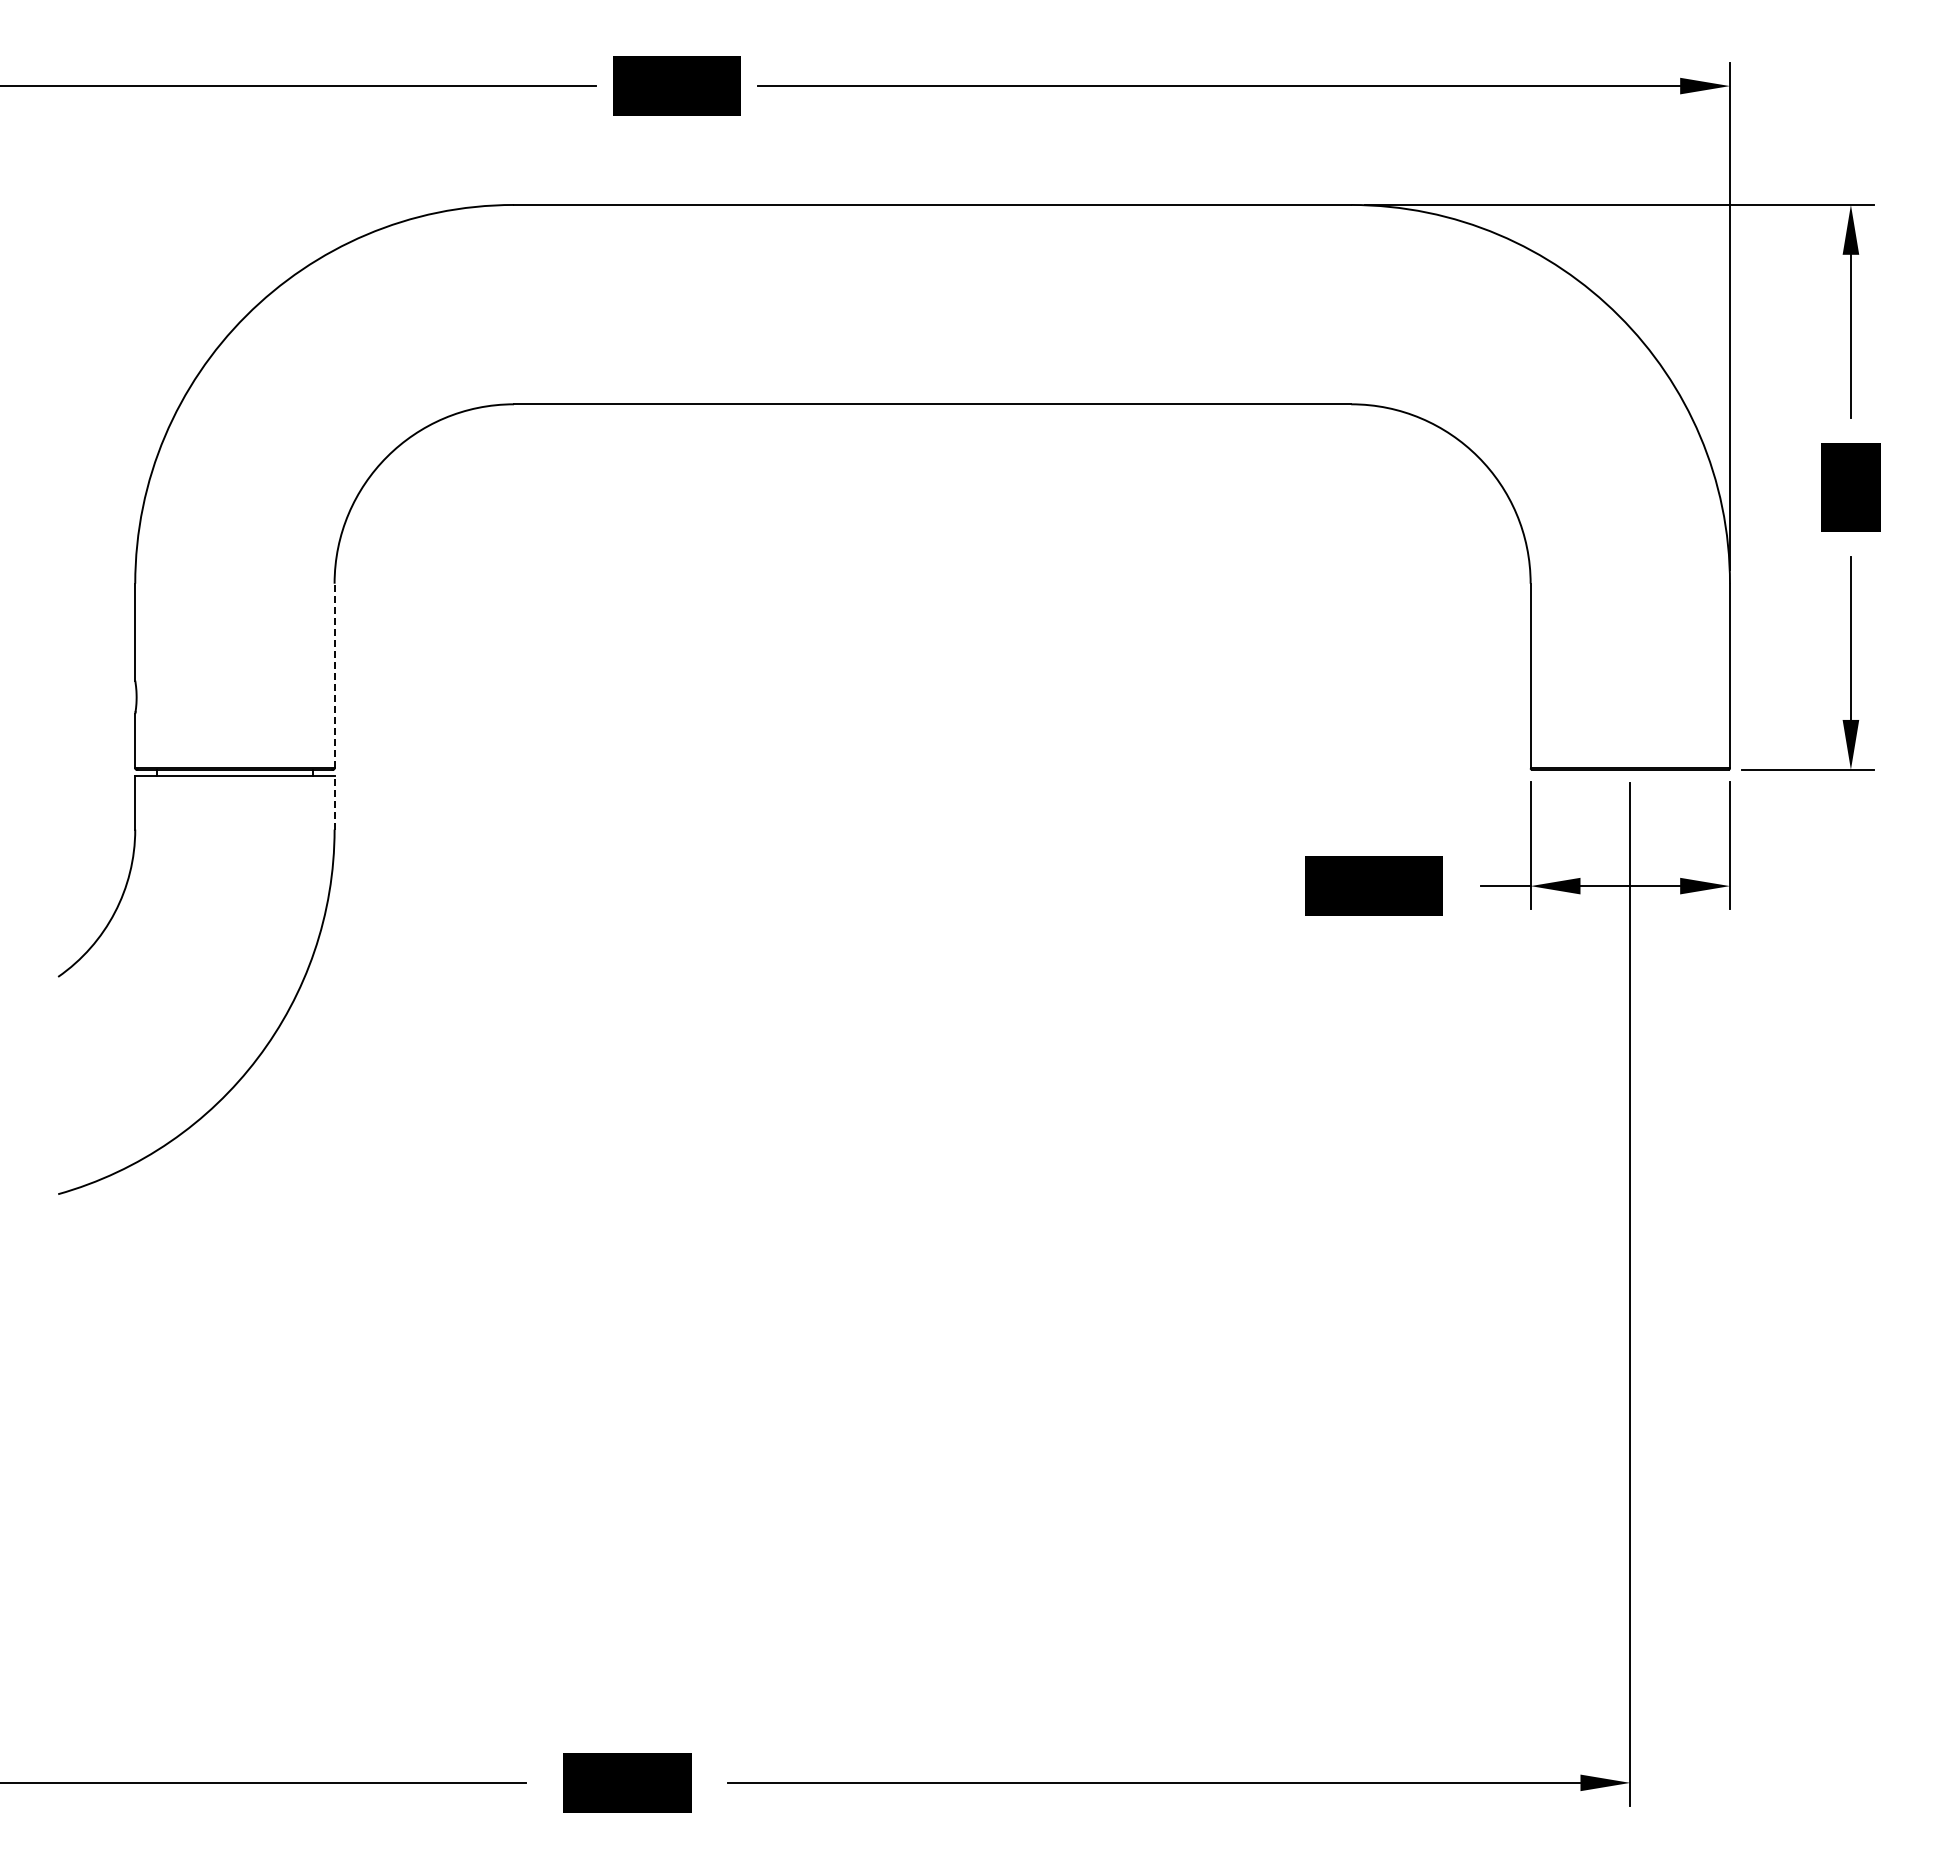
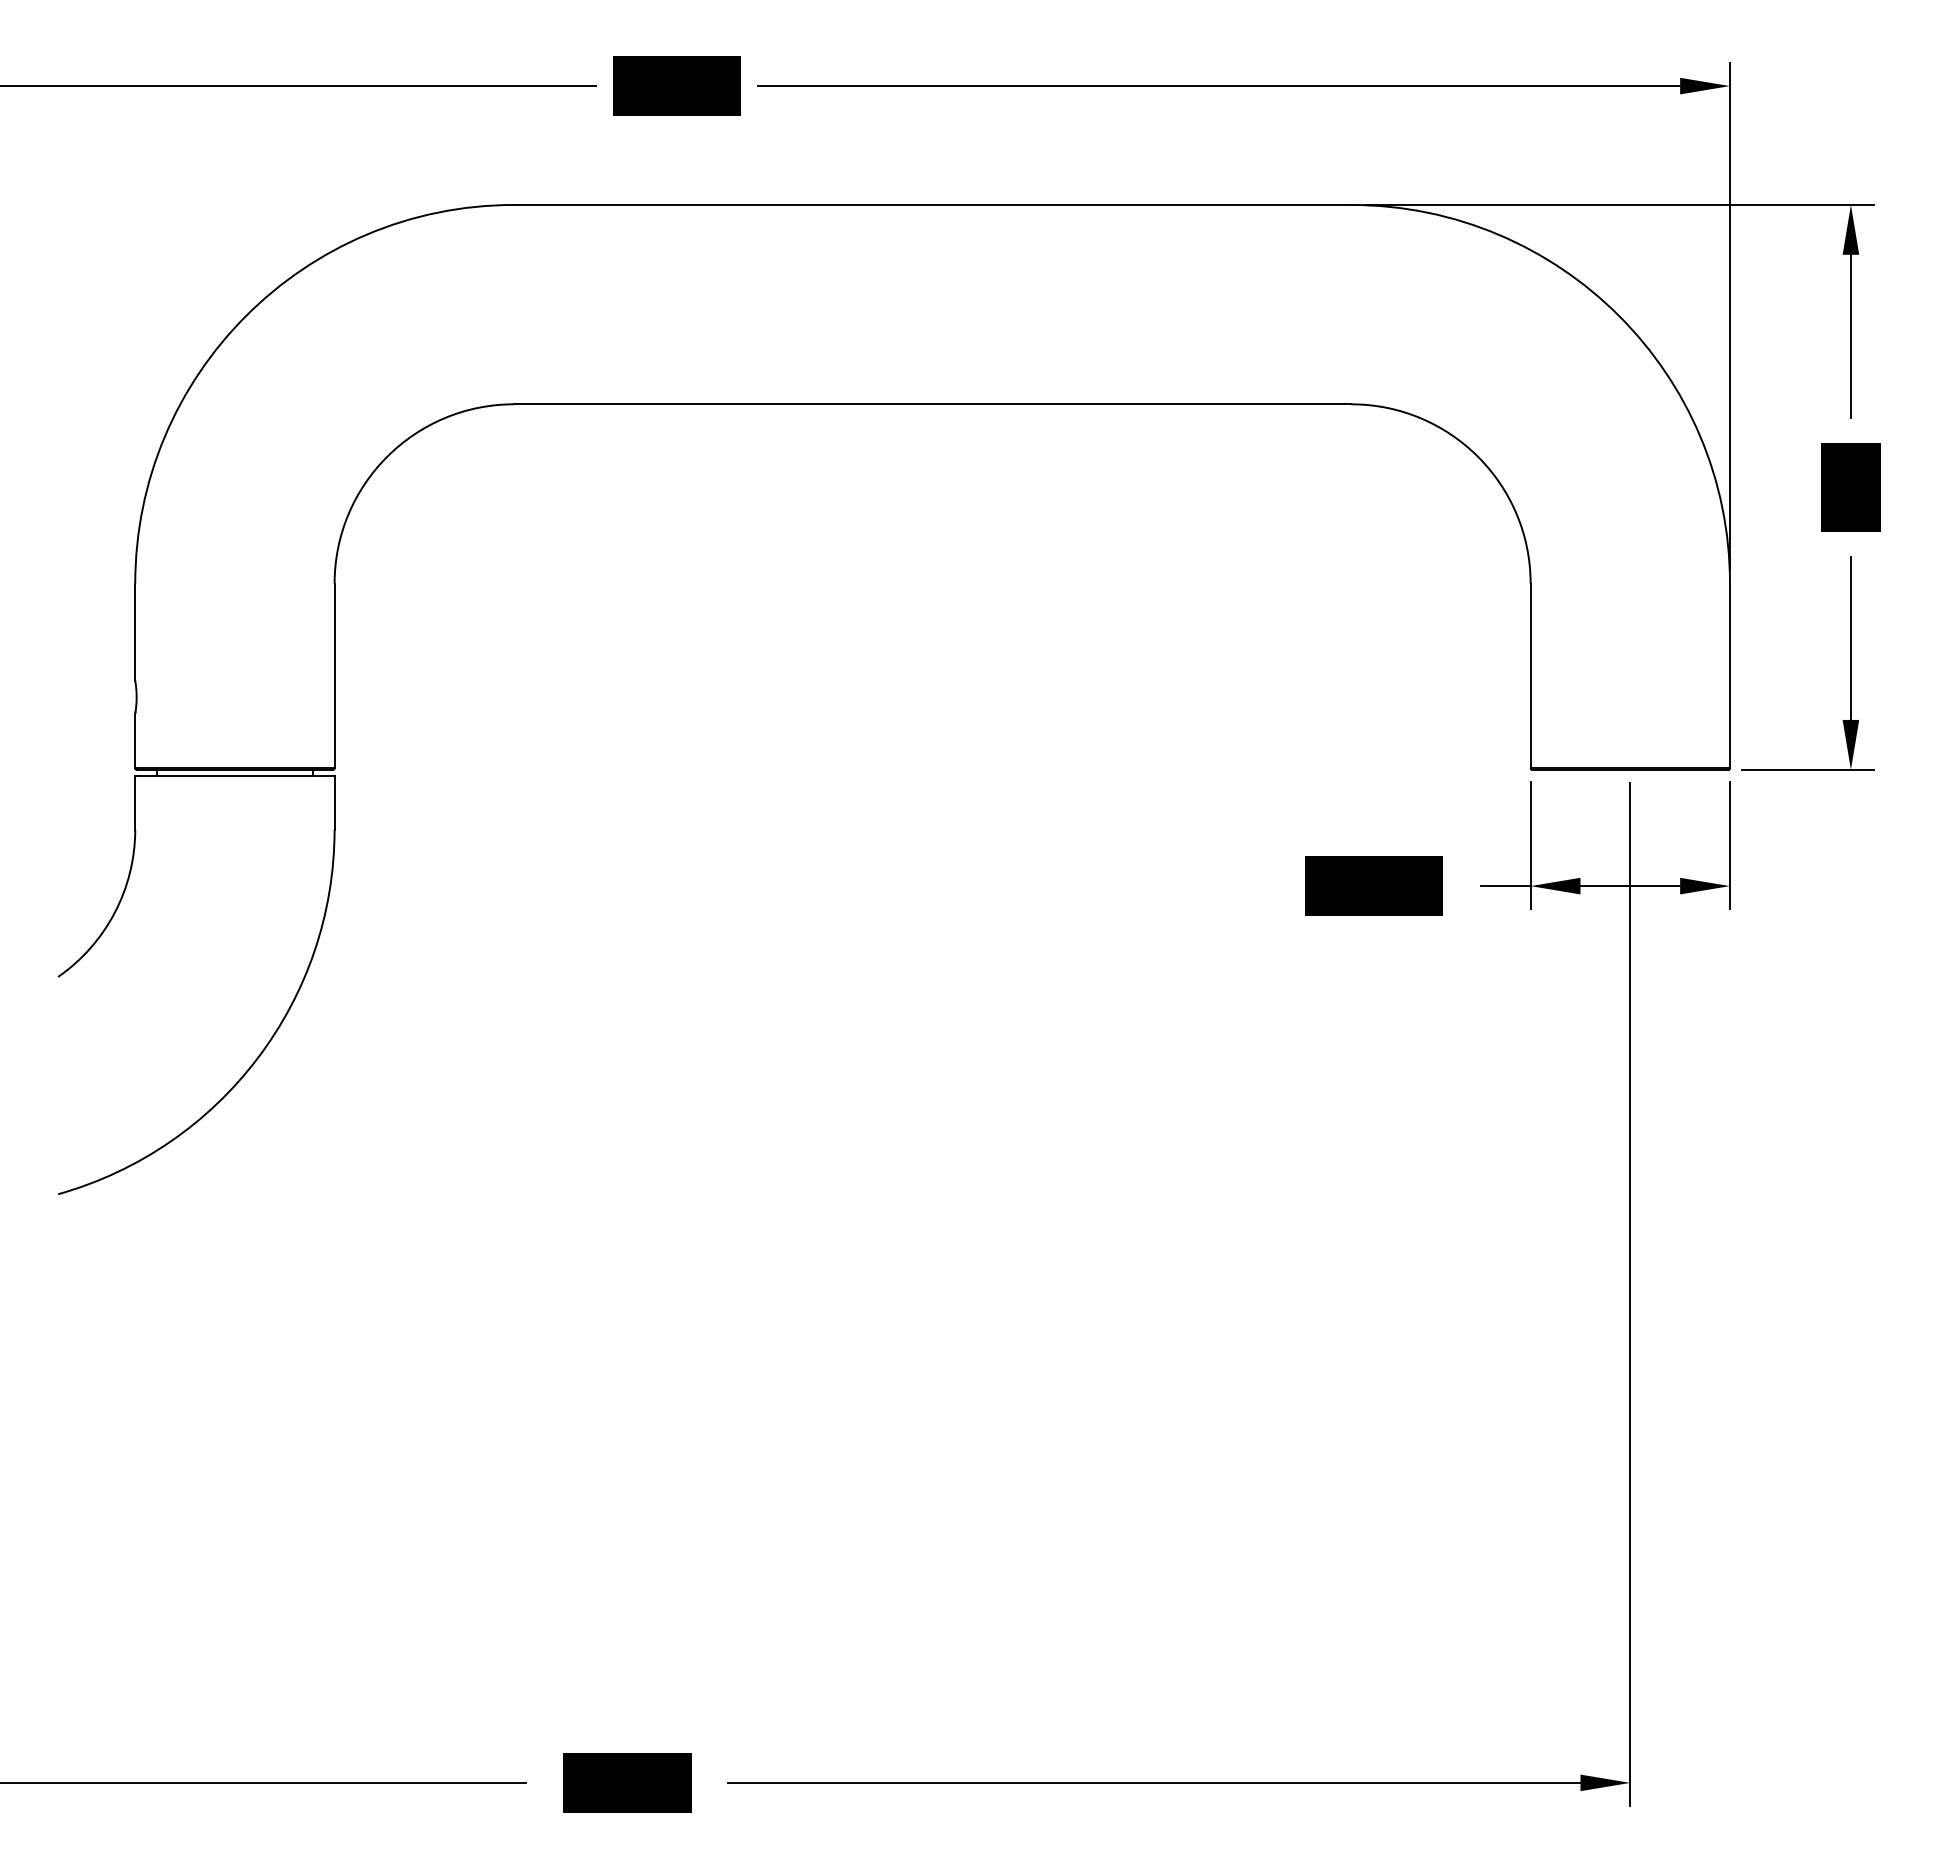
line: dashed -> solid (334, 675)
line: dashed -> solid (334, 803)
